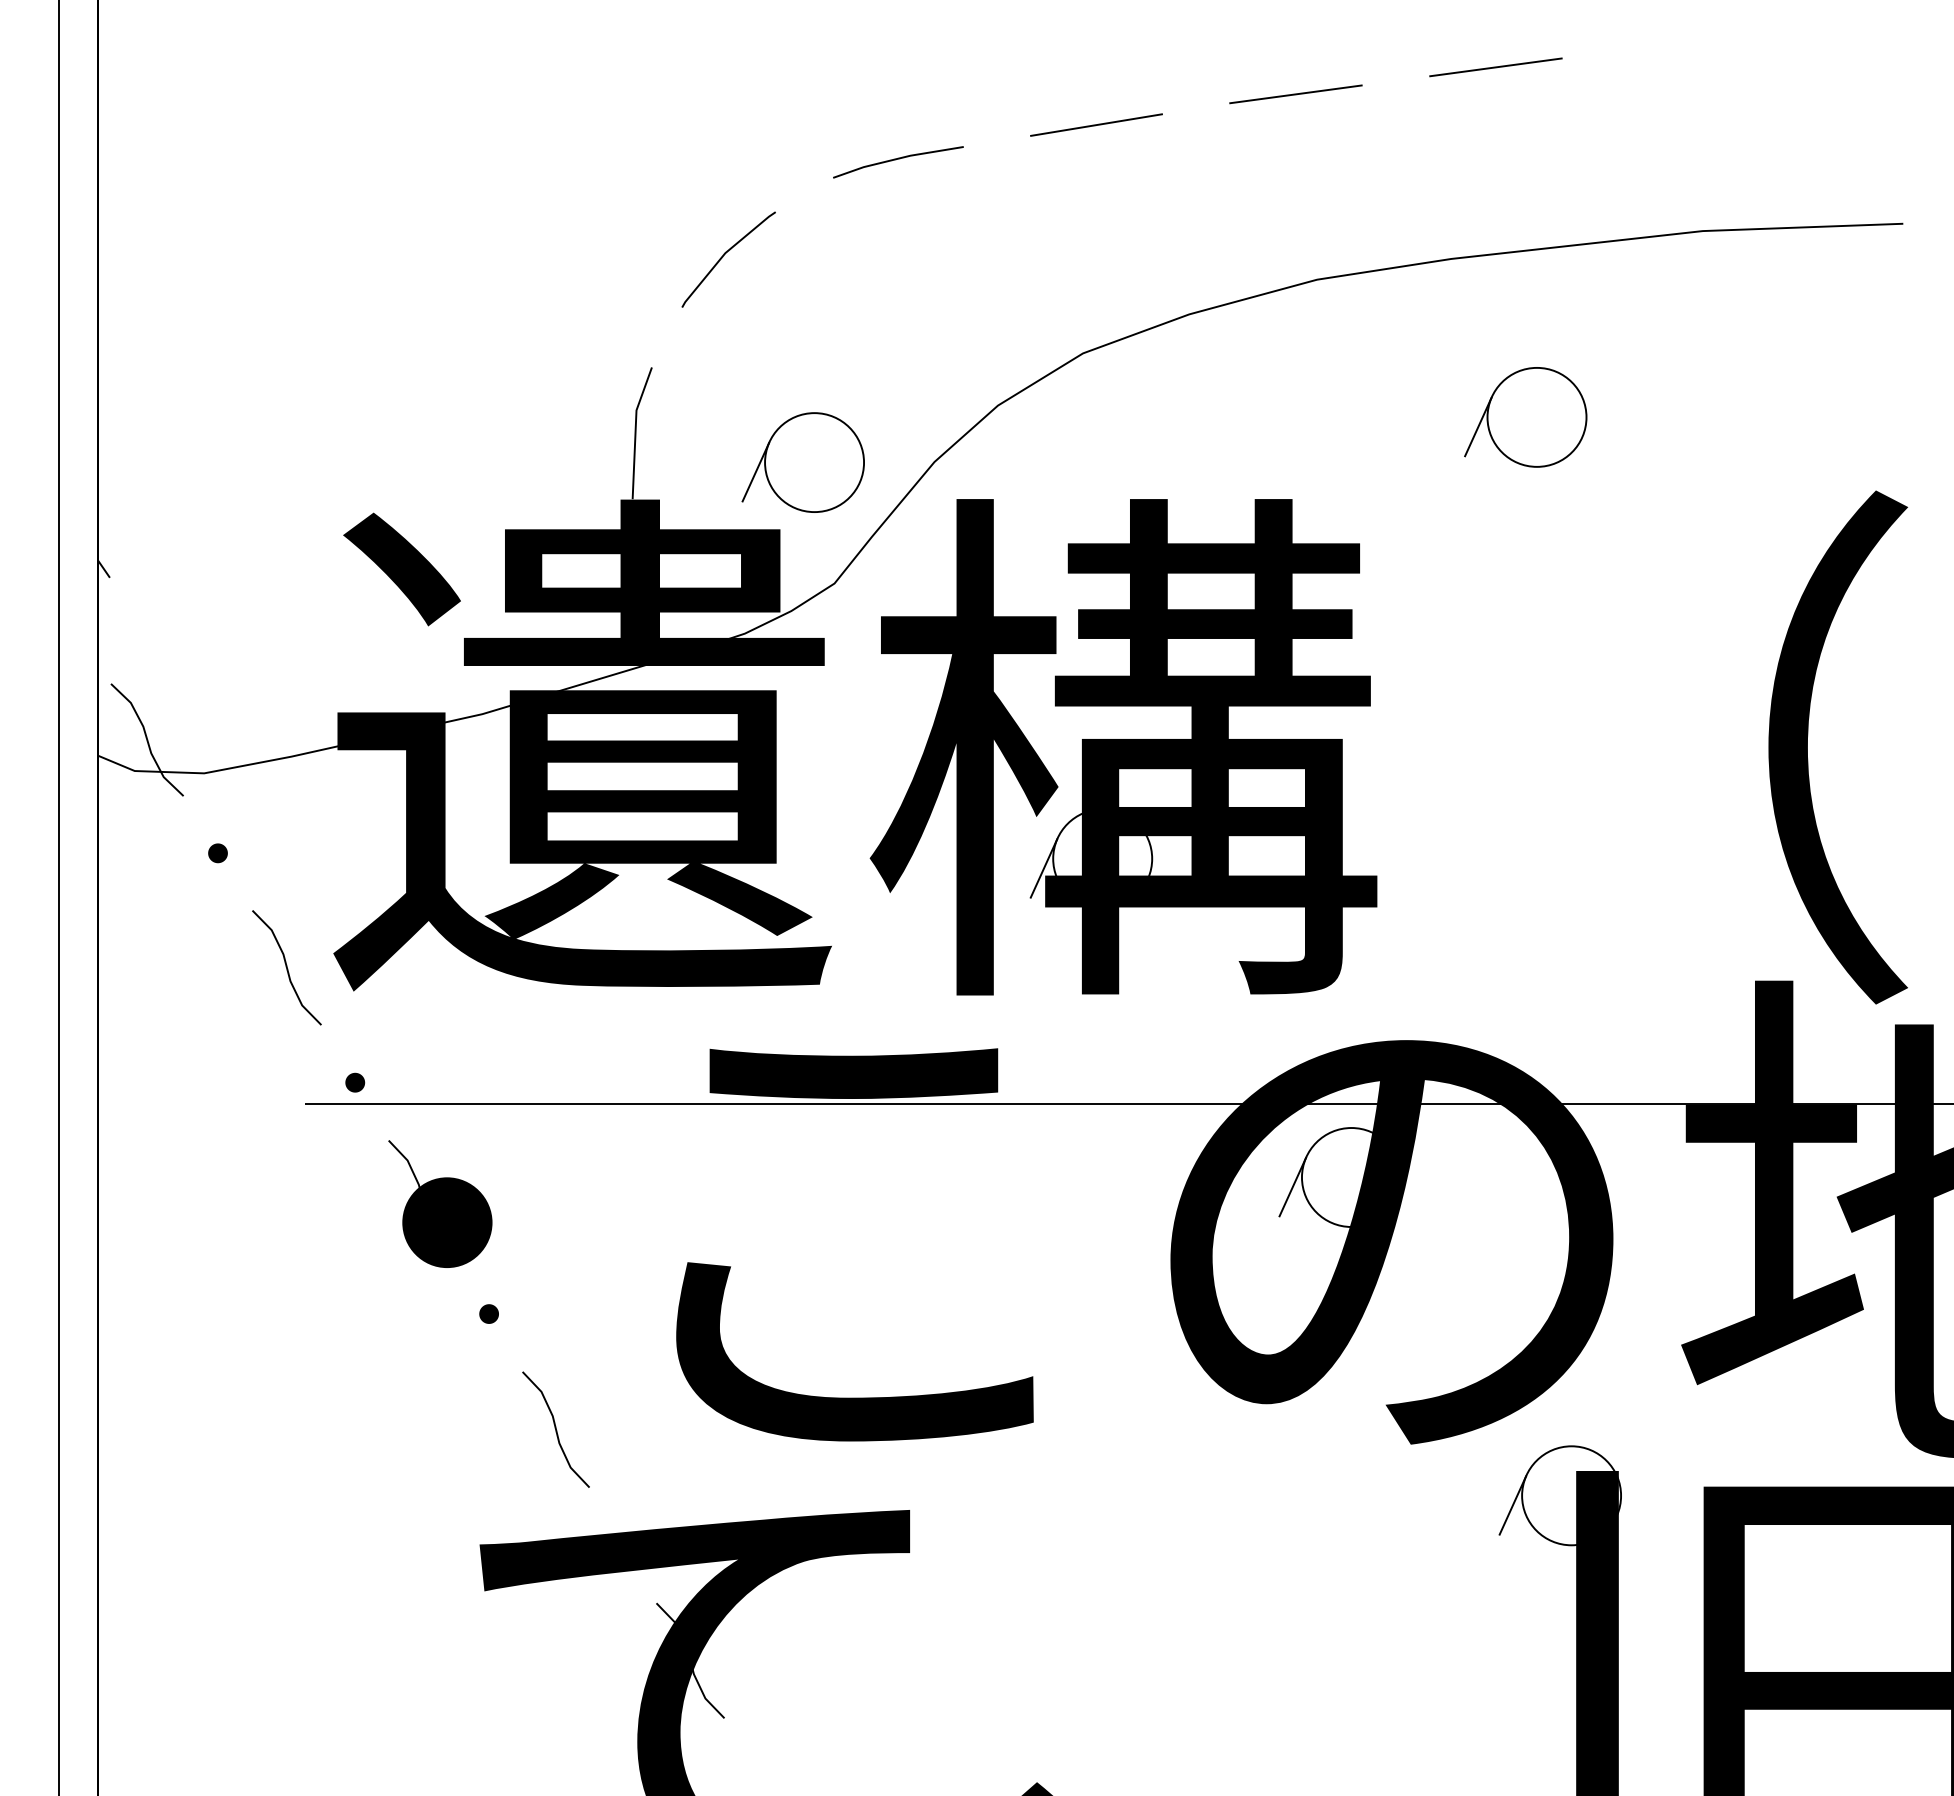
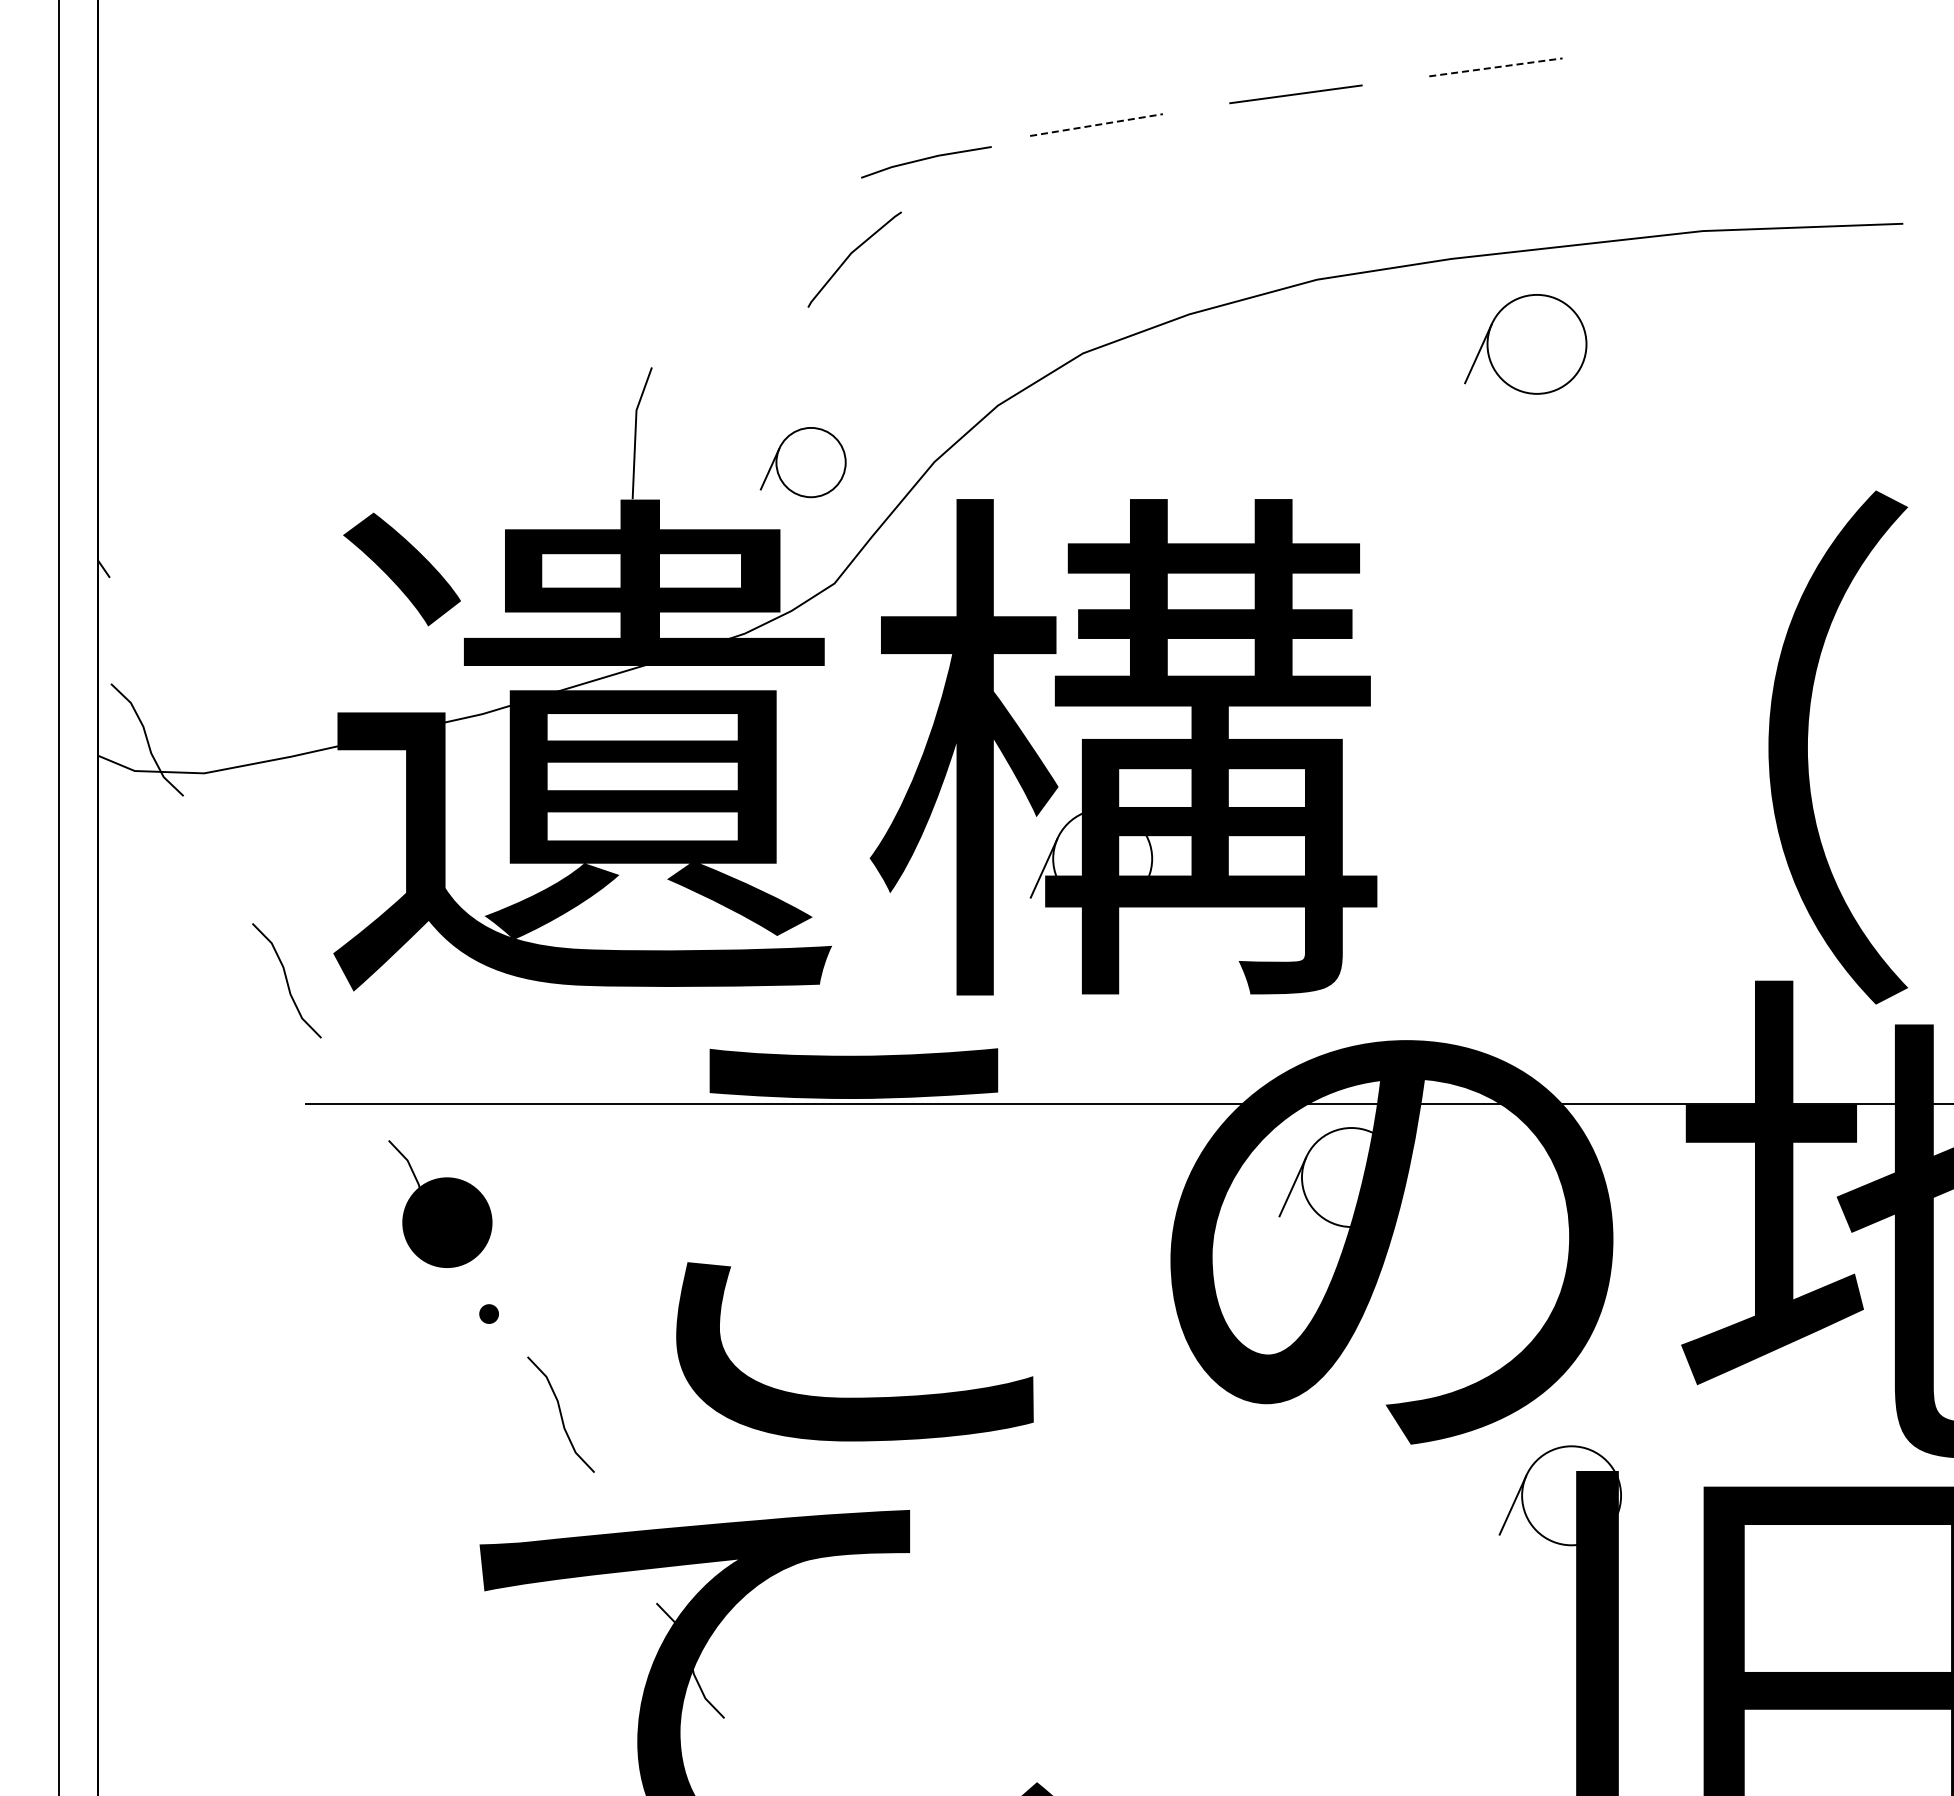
line: solid -> dashed (1496, 67)
line: solid -> dashed (1097, 125)
line position: (896, 160) -> (924, 160) (924, 160)
line position: (723, 257) -> (849, 257) (849, 257)
part position: (1525, 417) -> (1525, 344) (1525, 344)
part size: 124x101 px -> 88x72 px (802, 462)
fill: present -> none (217, 853)
curve position: (286, 967) -> (286, 980) (286, 980)
fill: present -> none (355, 1082)
curve position: (555, 1429) -> (560, 1414) (560, 1414)
